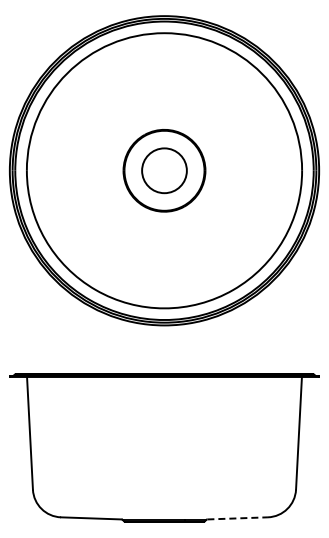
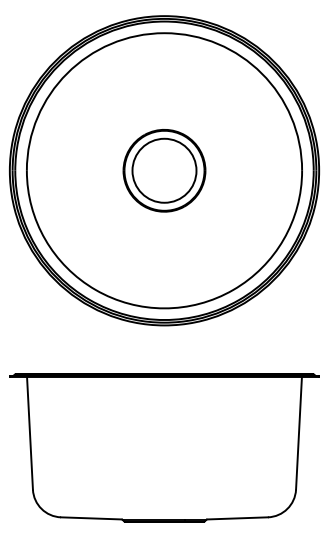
circle diameter: 45 px -> 64 px (164, 170)
line: dashed -> solid (238, 518)
